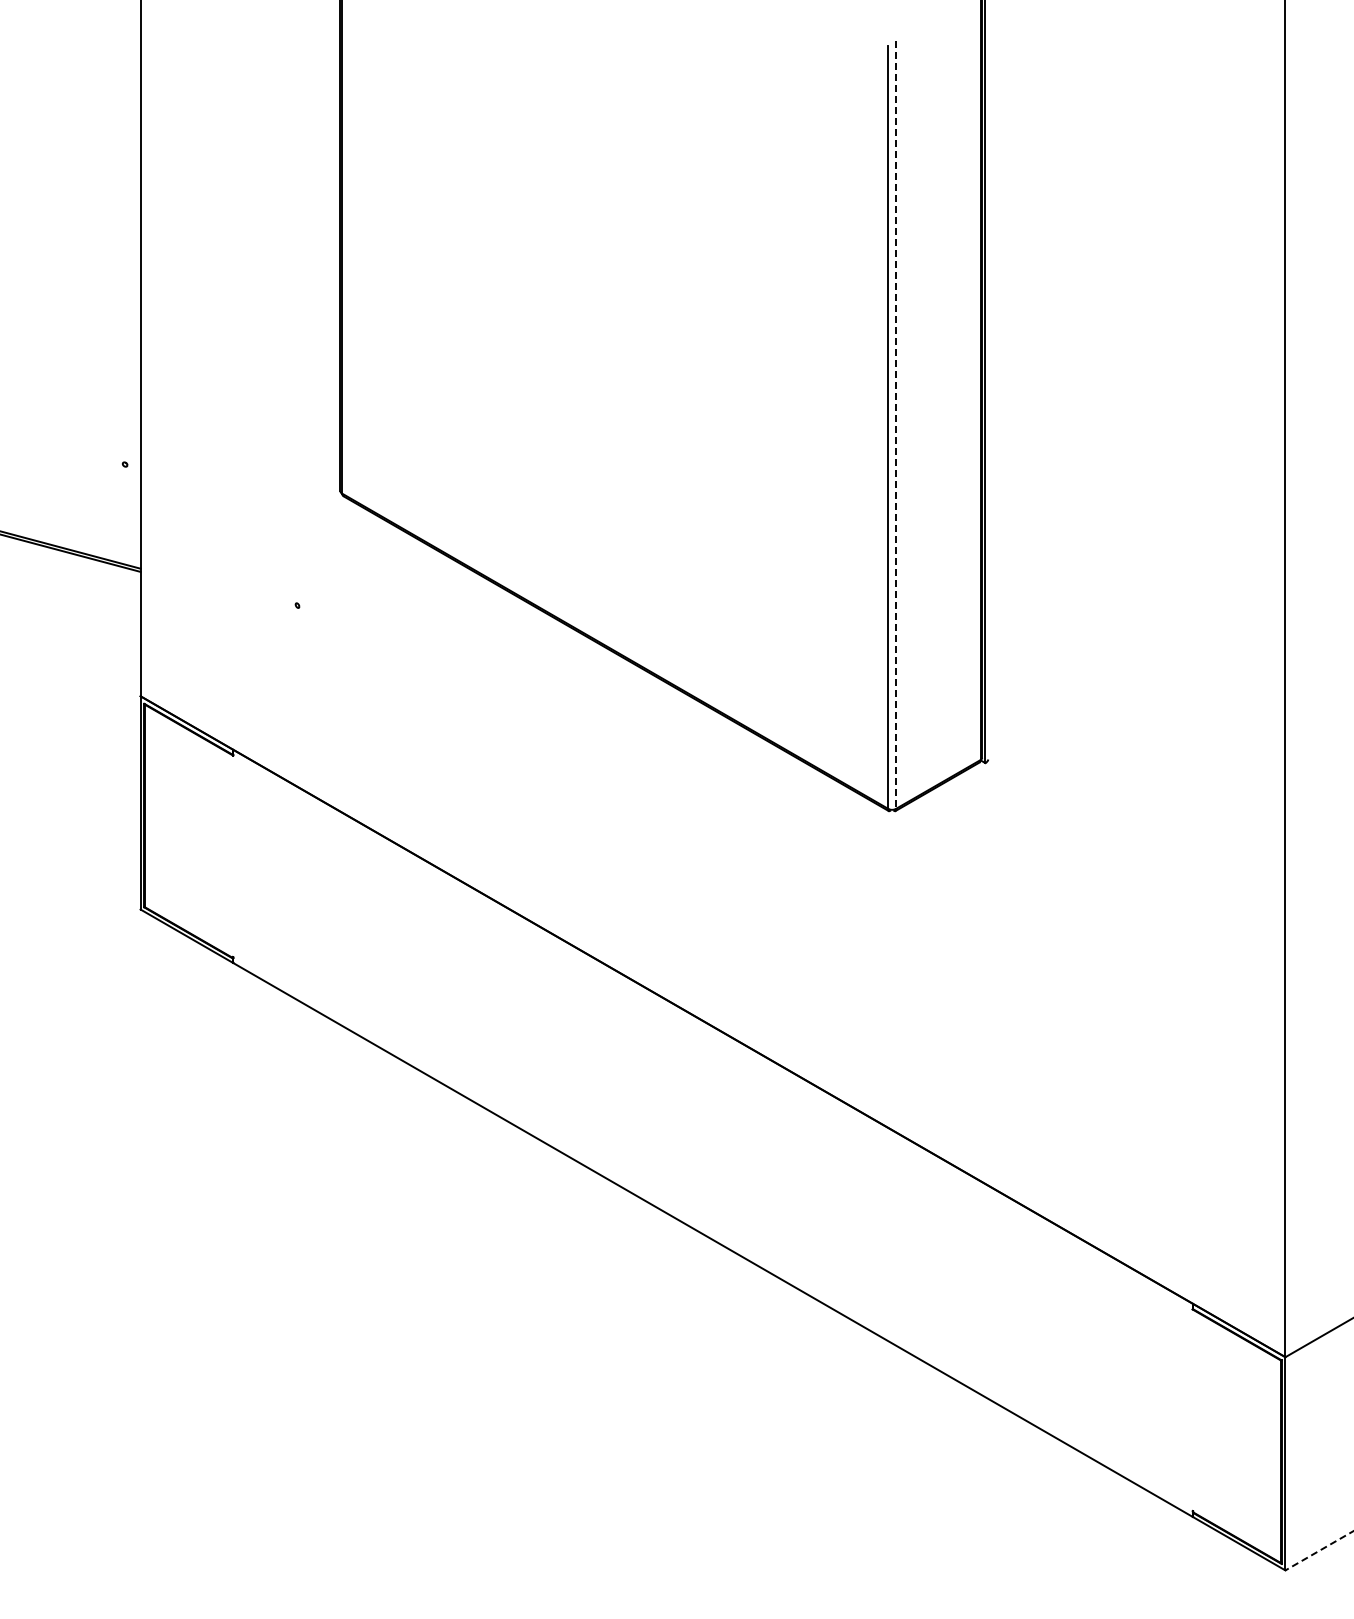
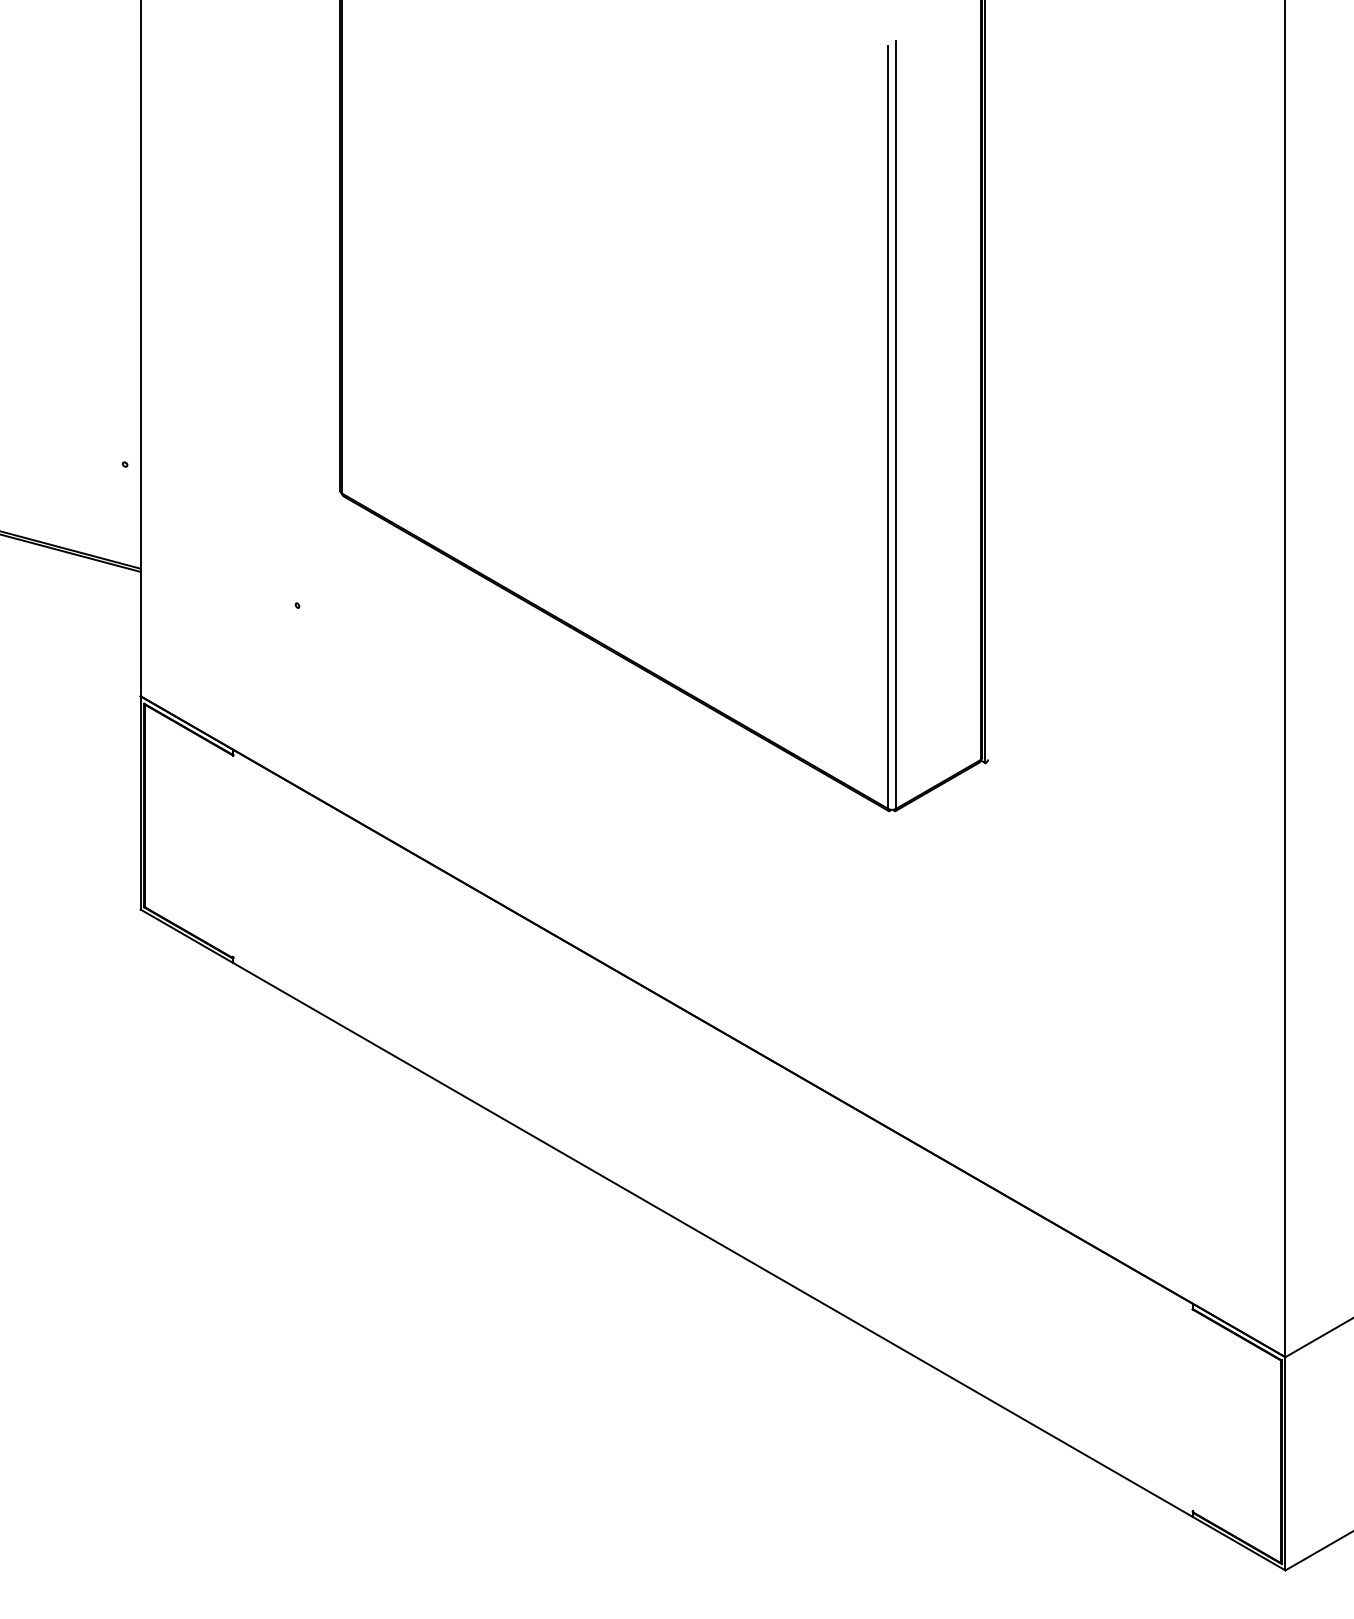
line: dashed -> solid (896, 425)
line: dashed -> solid (1319, 1550)
